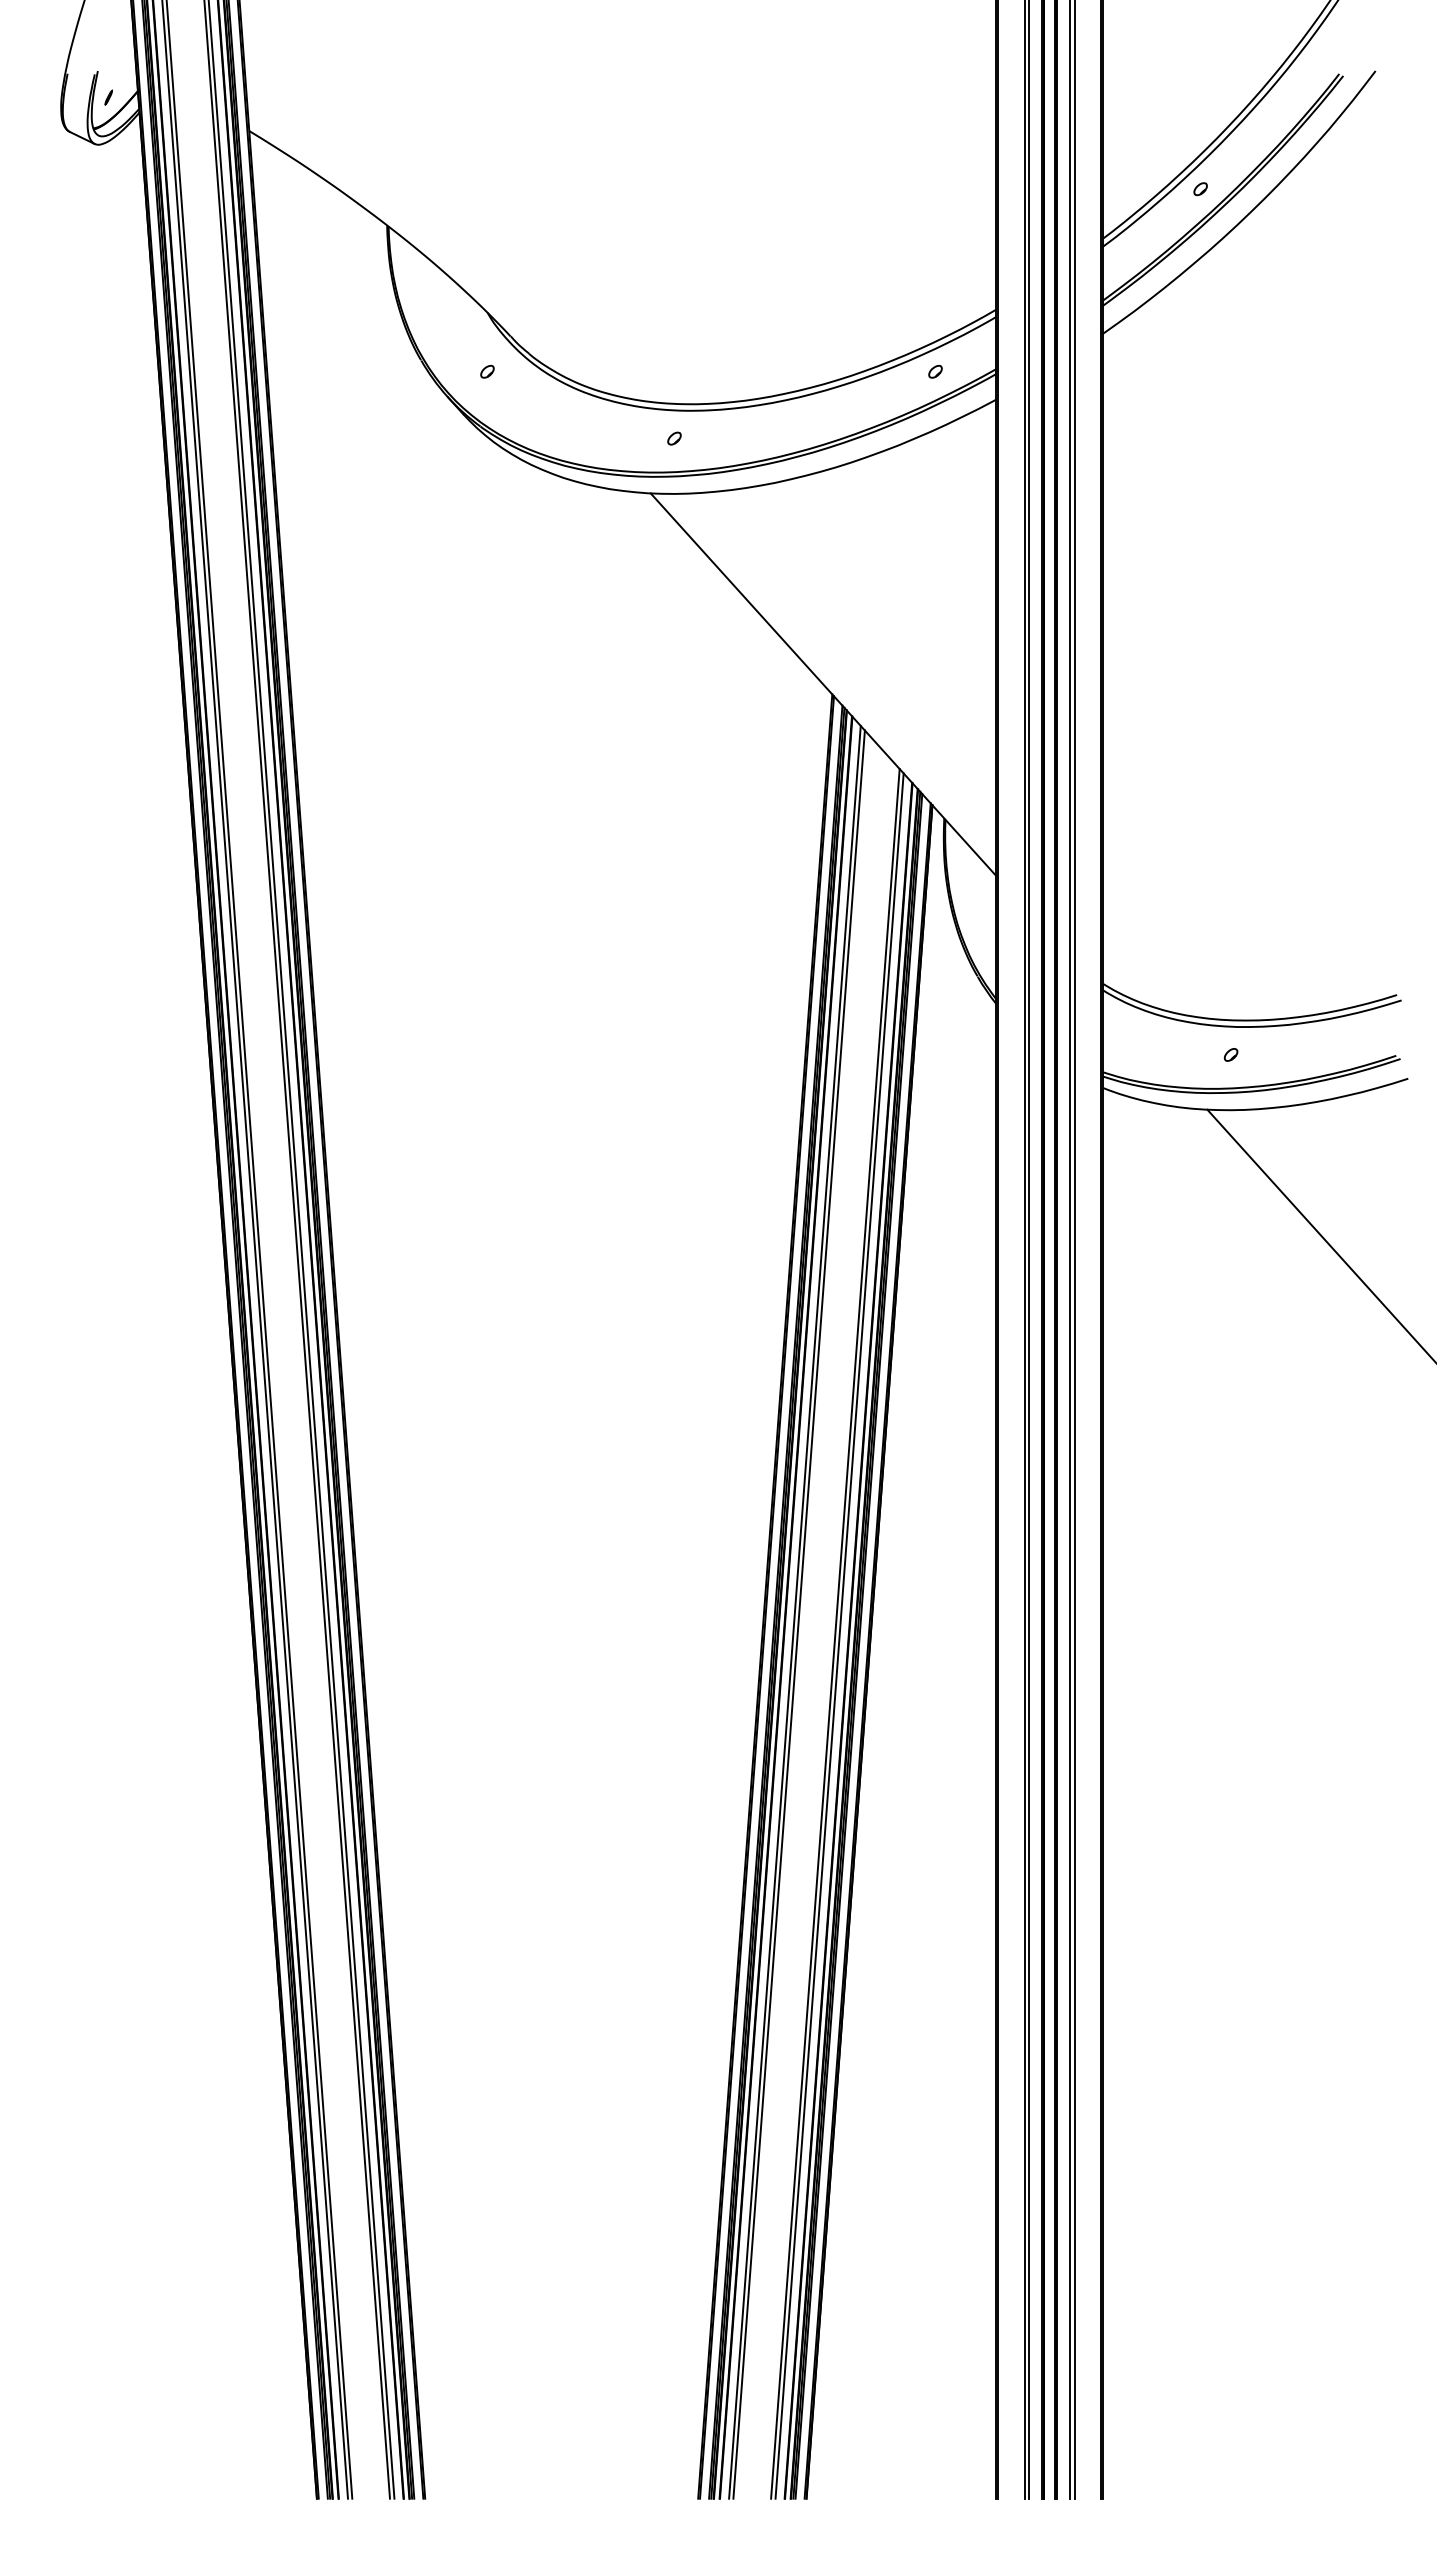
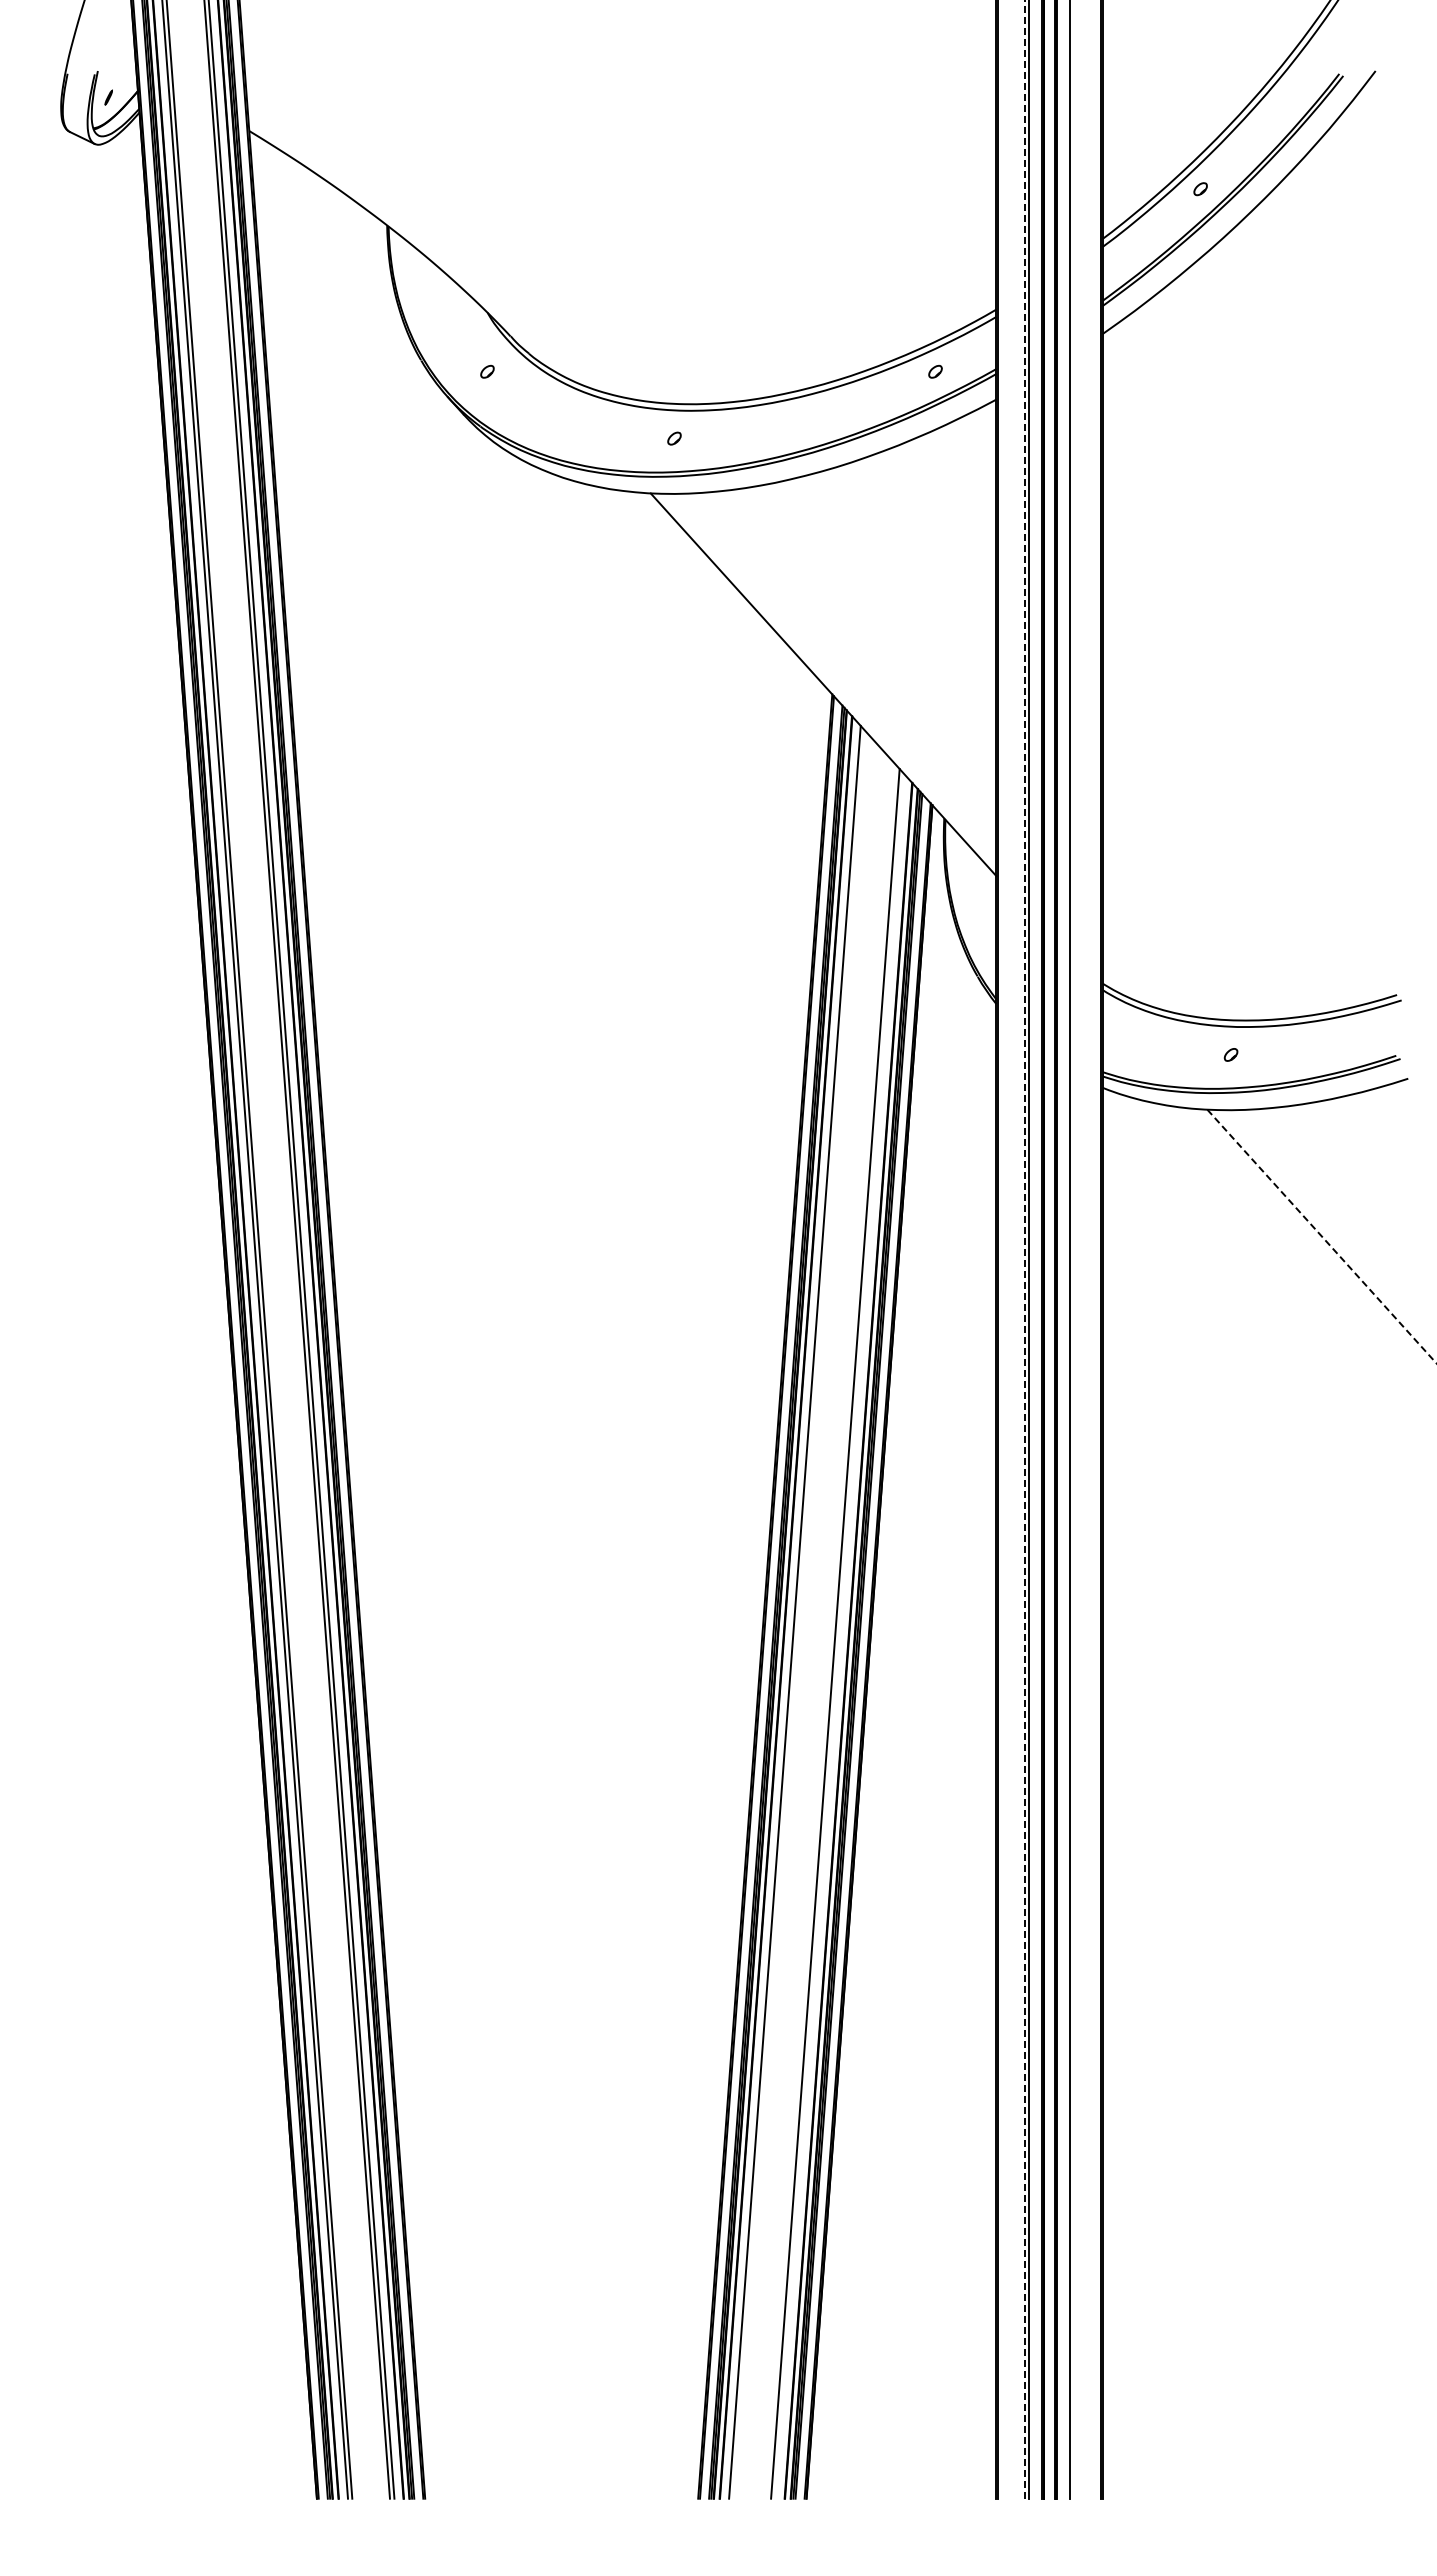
line: solid -> dashed (1321, 1236)
line: solid -> dashed (1024, 1249)
line: present -> none (1074, 1250)
line: present -> none (798, 1614)
line: present -> none (839, 1635)
